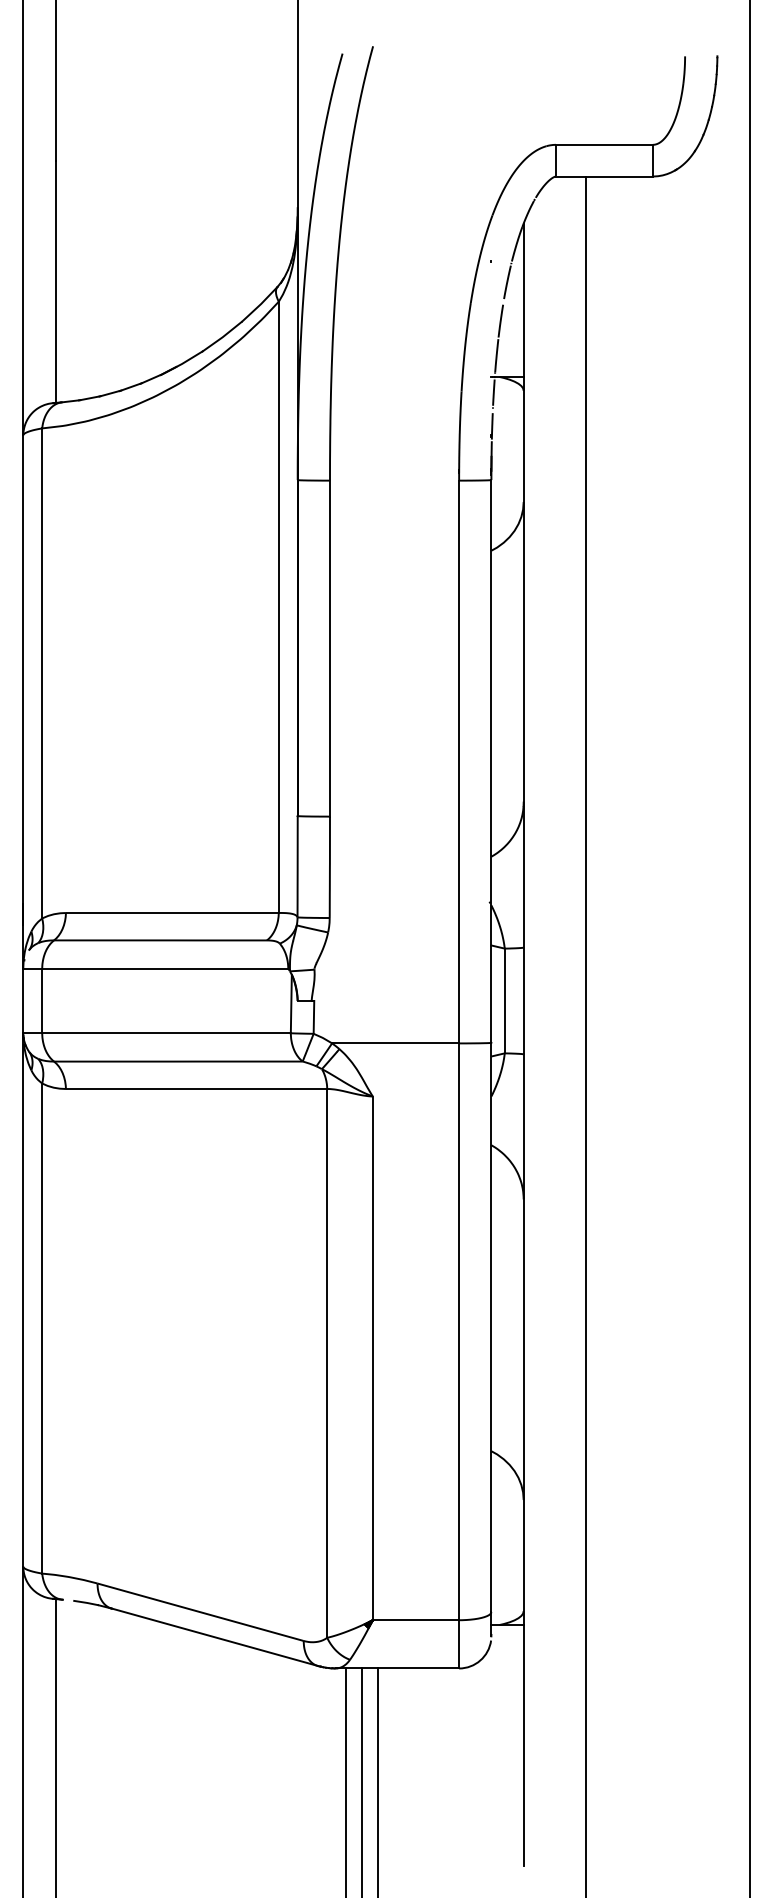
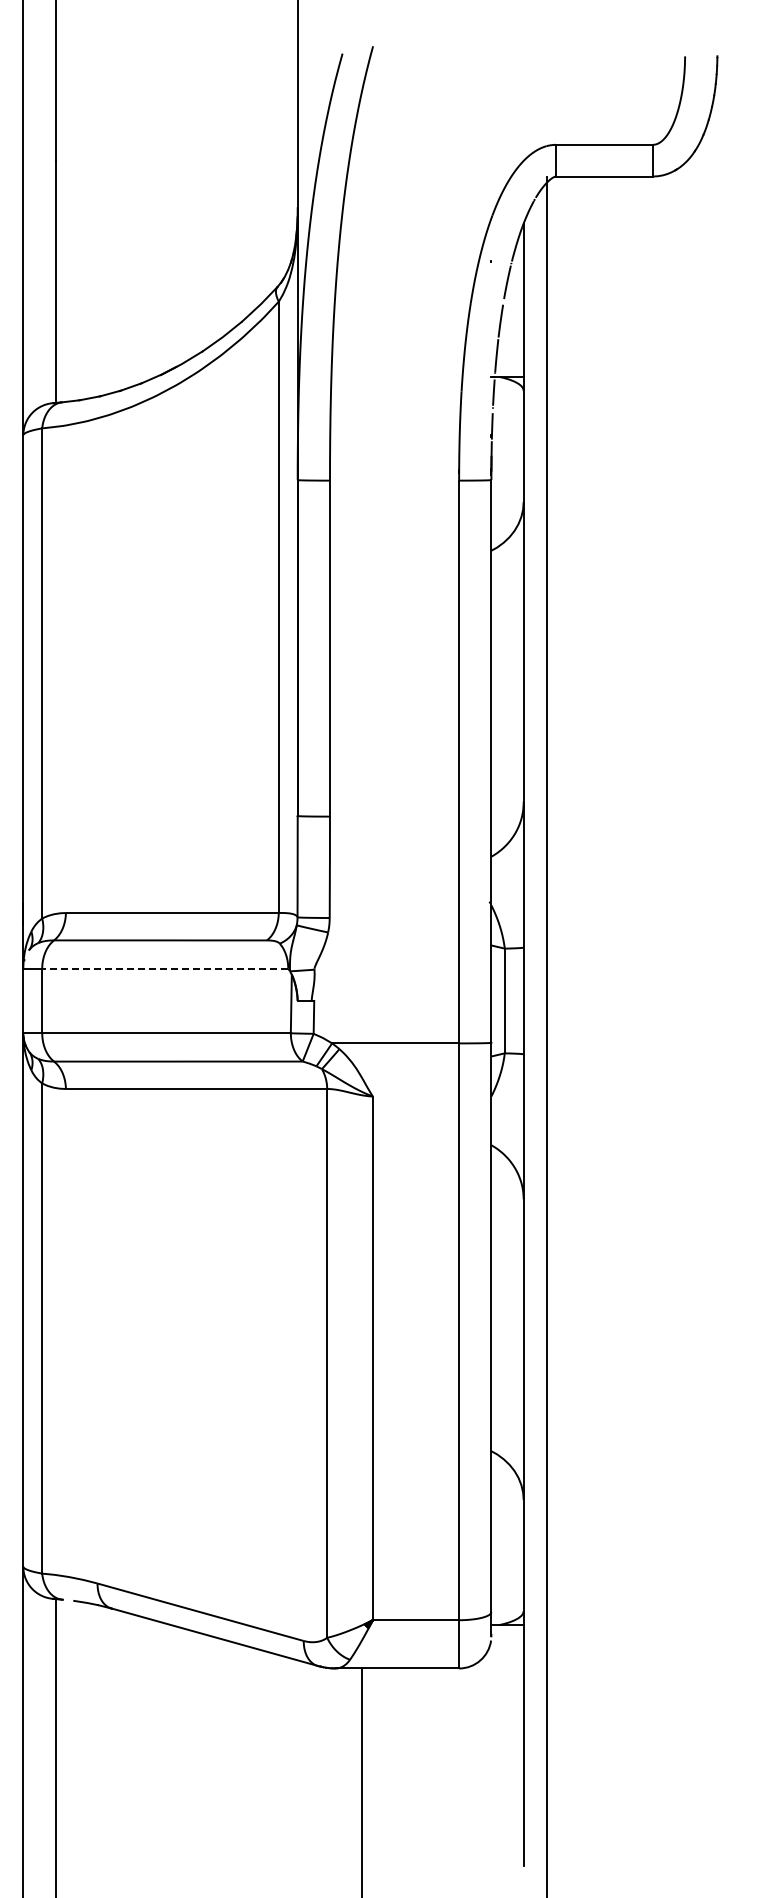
line: present -> none (749, 948)
line: solid -> dashed (164, 968)
line position: (586, 1035) -> (547, 1035) (547, 1035)
line: present -> none (346, 1781)
line: present -> none (378, 1781)
